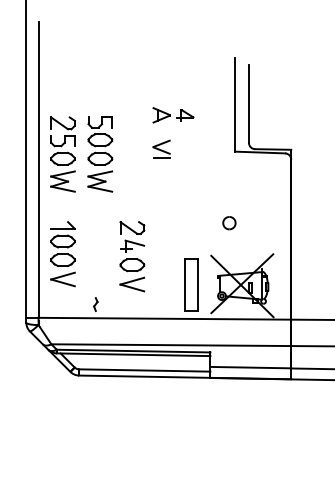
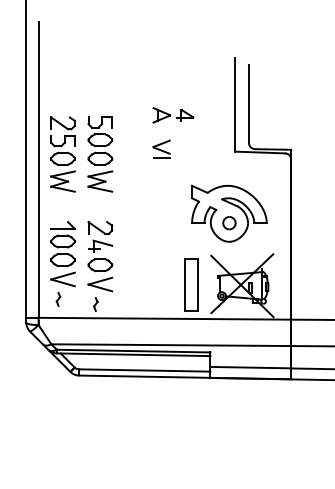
part: none -> present (229, 213)
part position: (132, 256) -> (100, 256) (100, 256)
part: none -> present (58, 299)
